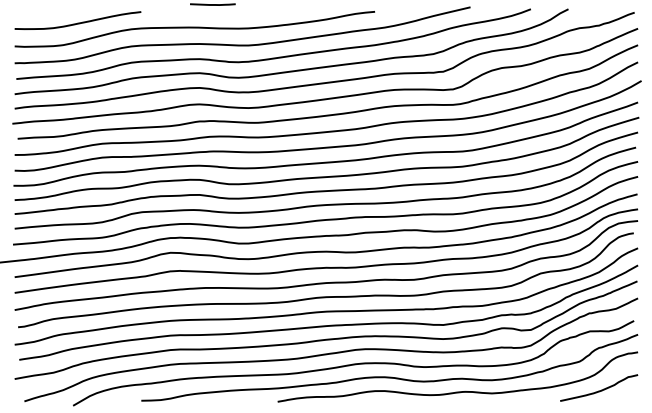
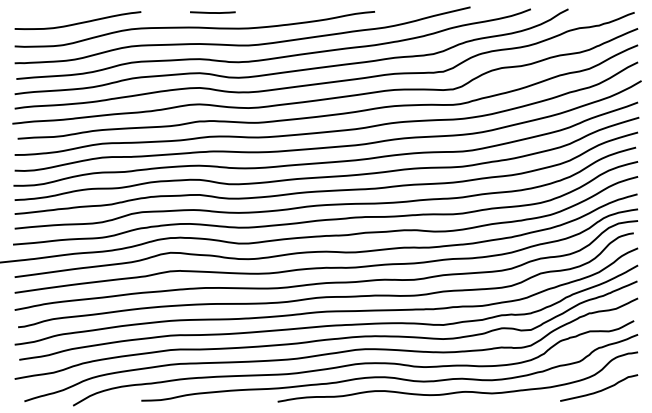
line position: (212, 4) -> (212, 12) (212, 12)
